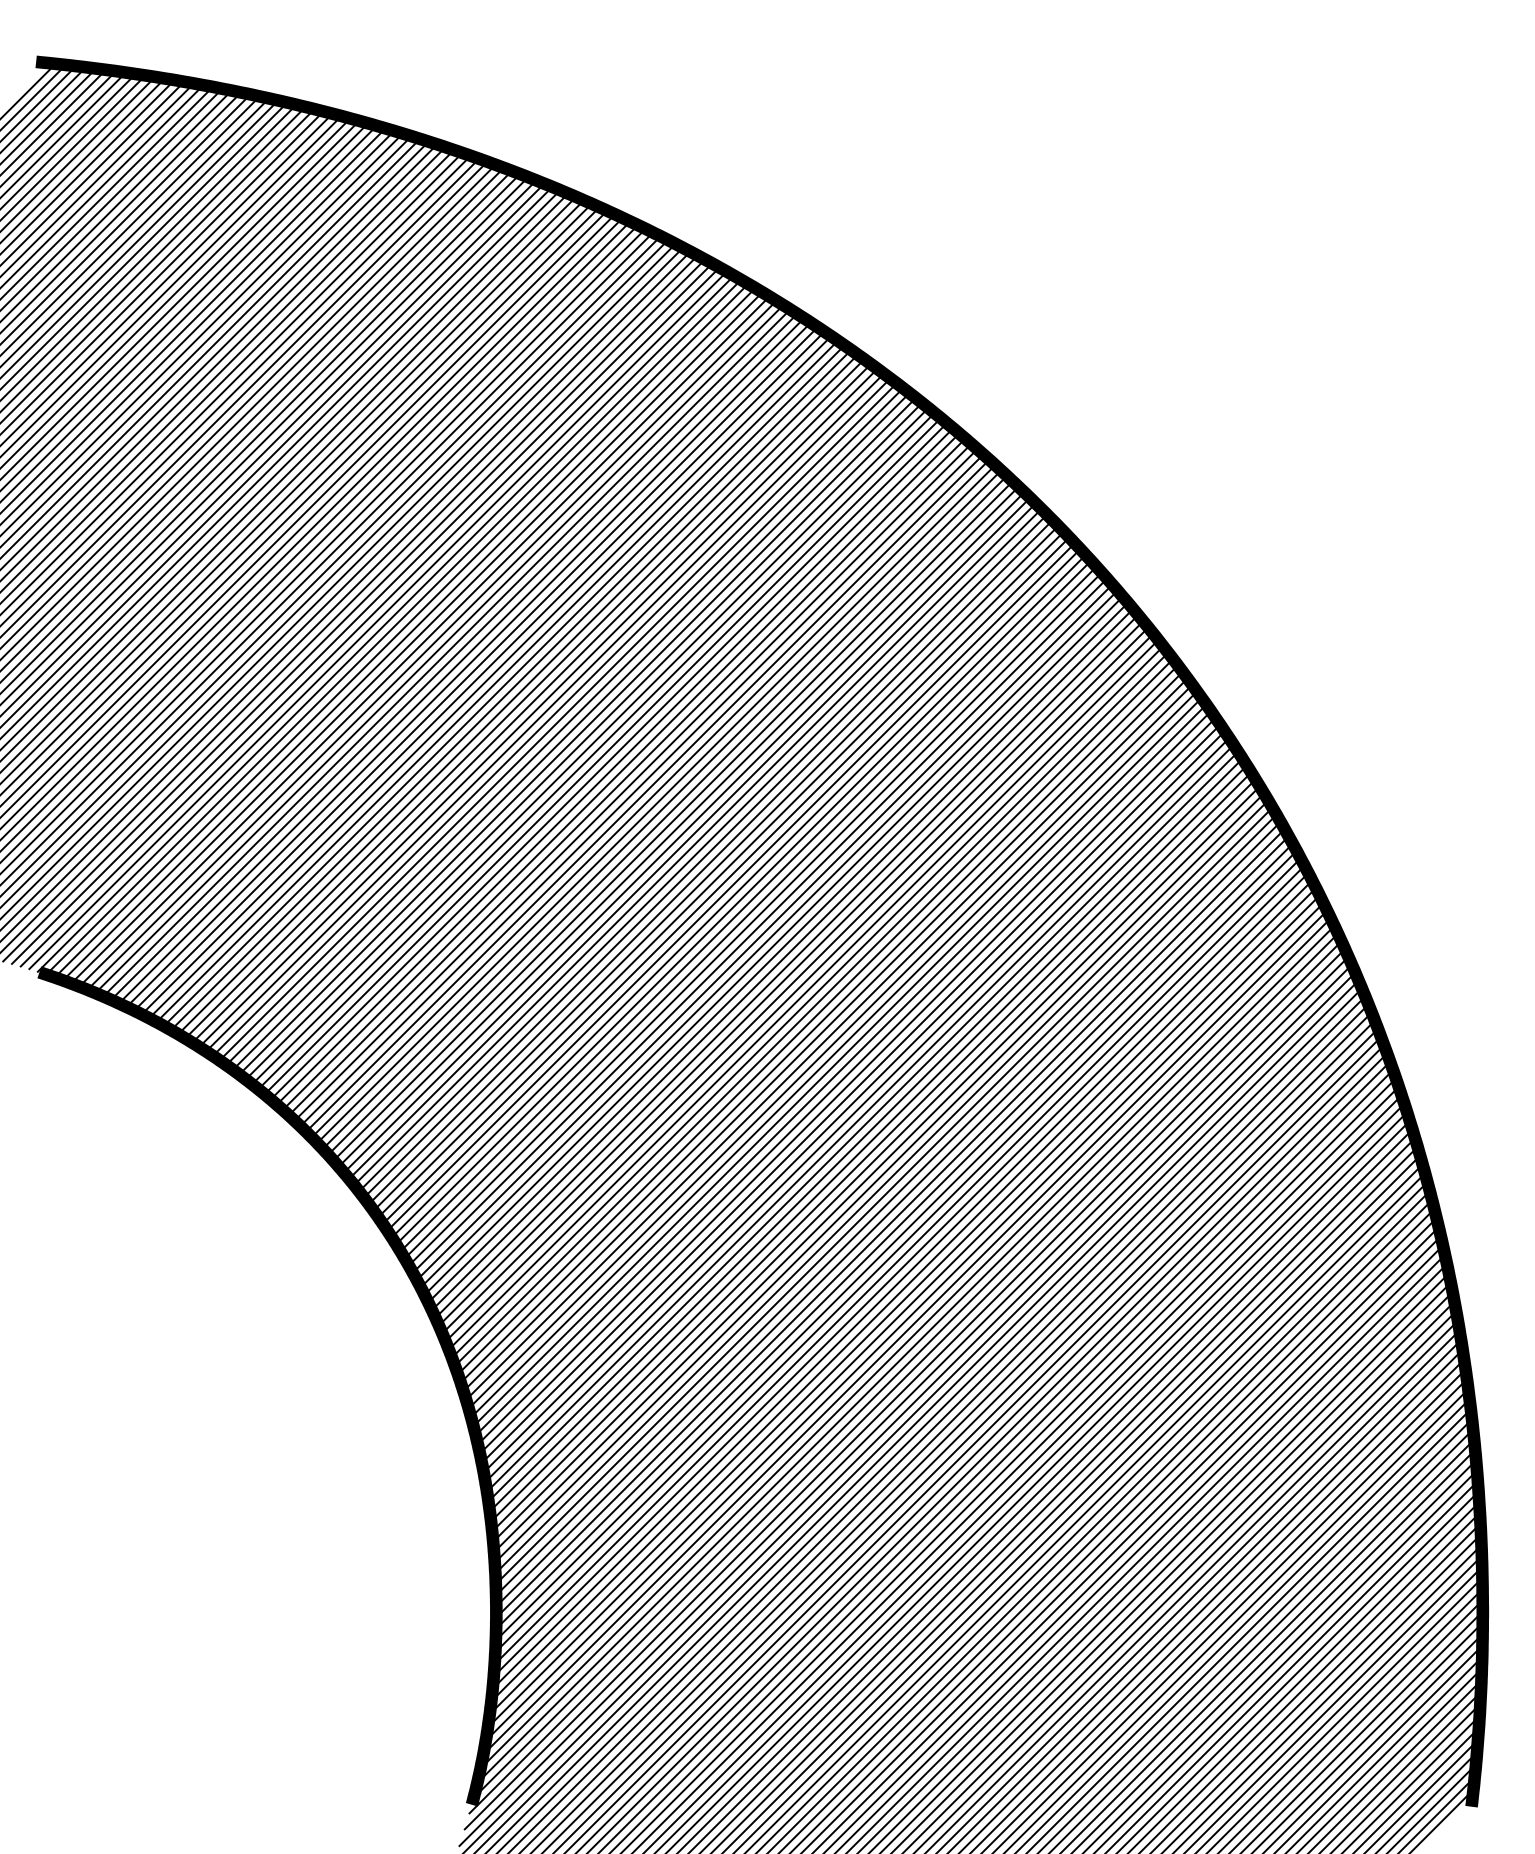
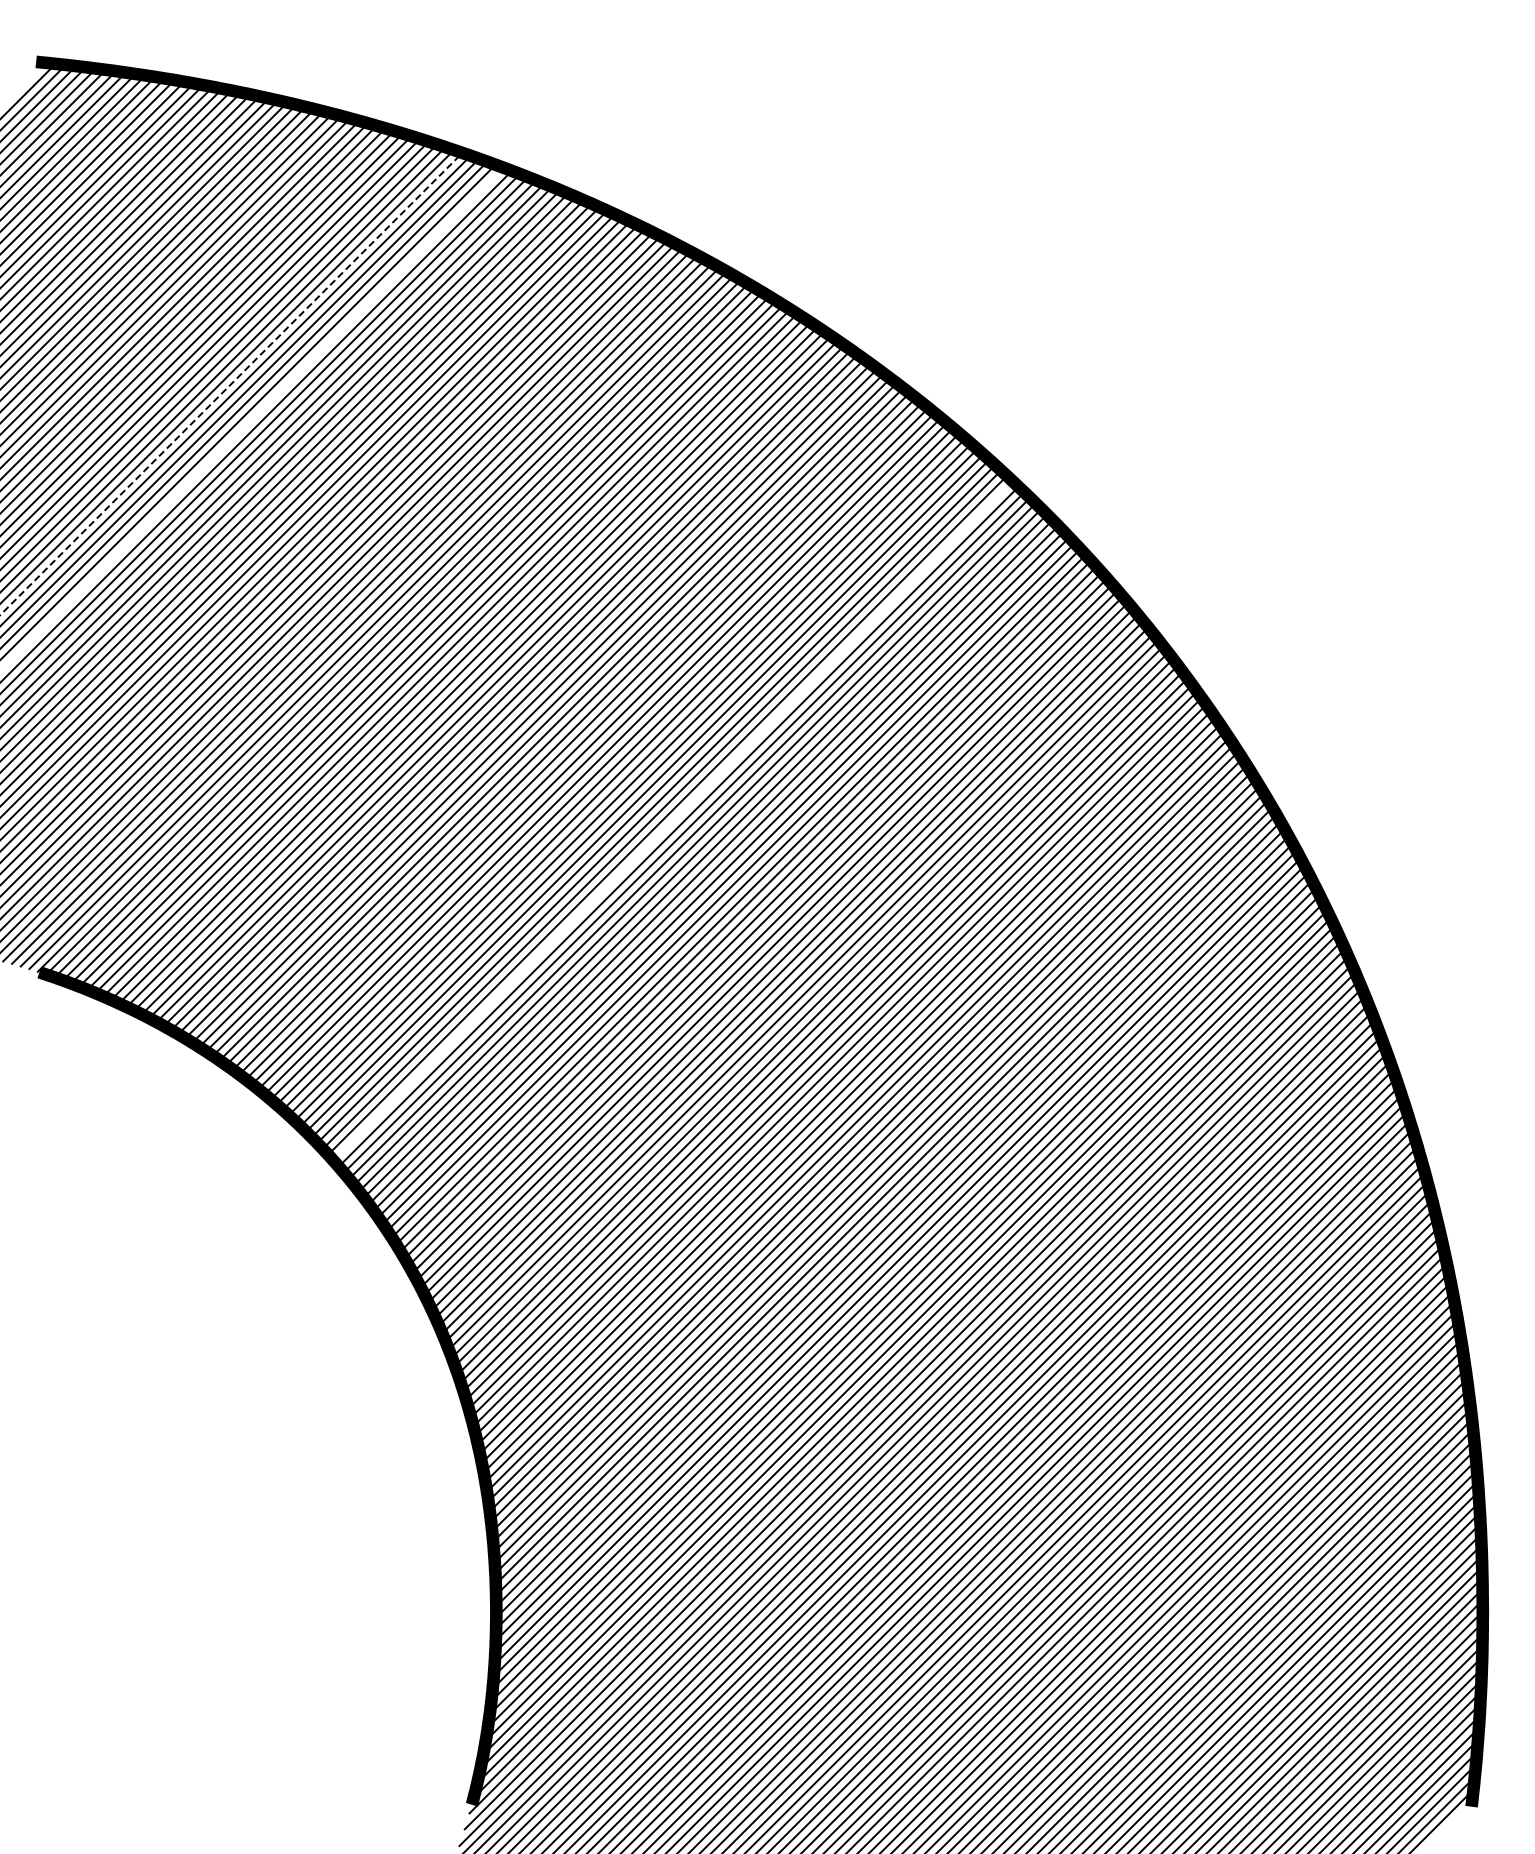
line: solid -> dashed (231, 383)
line: present -> none (252, 418)
line: present -> none (672, 820)
